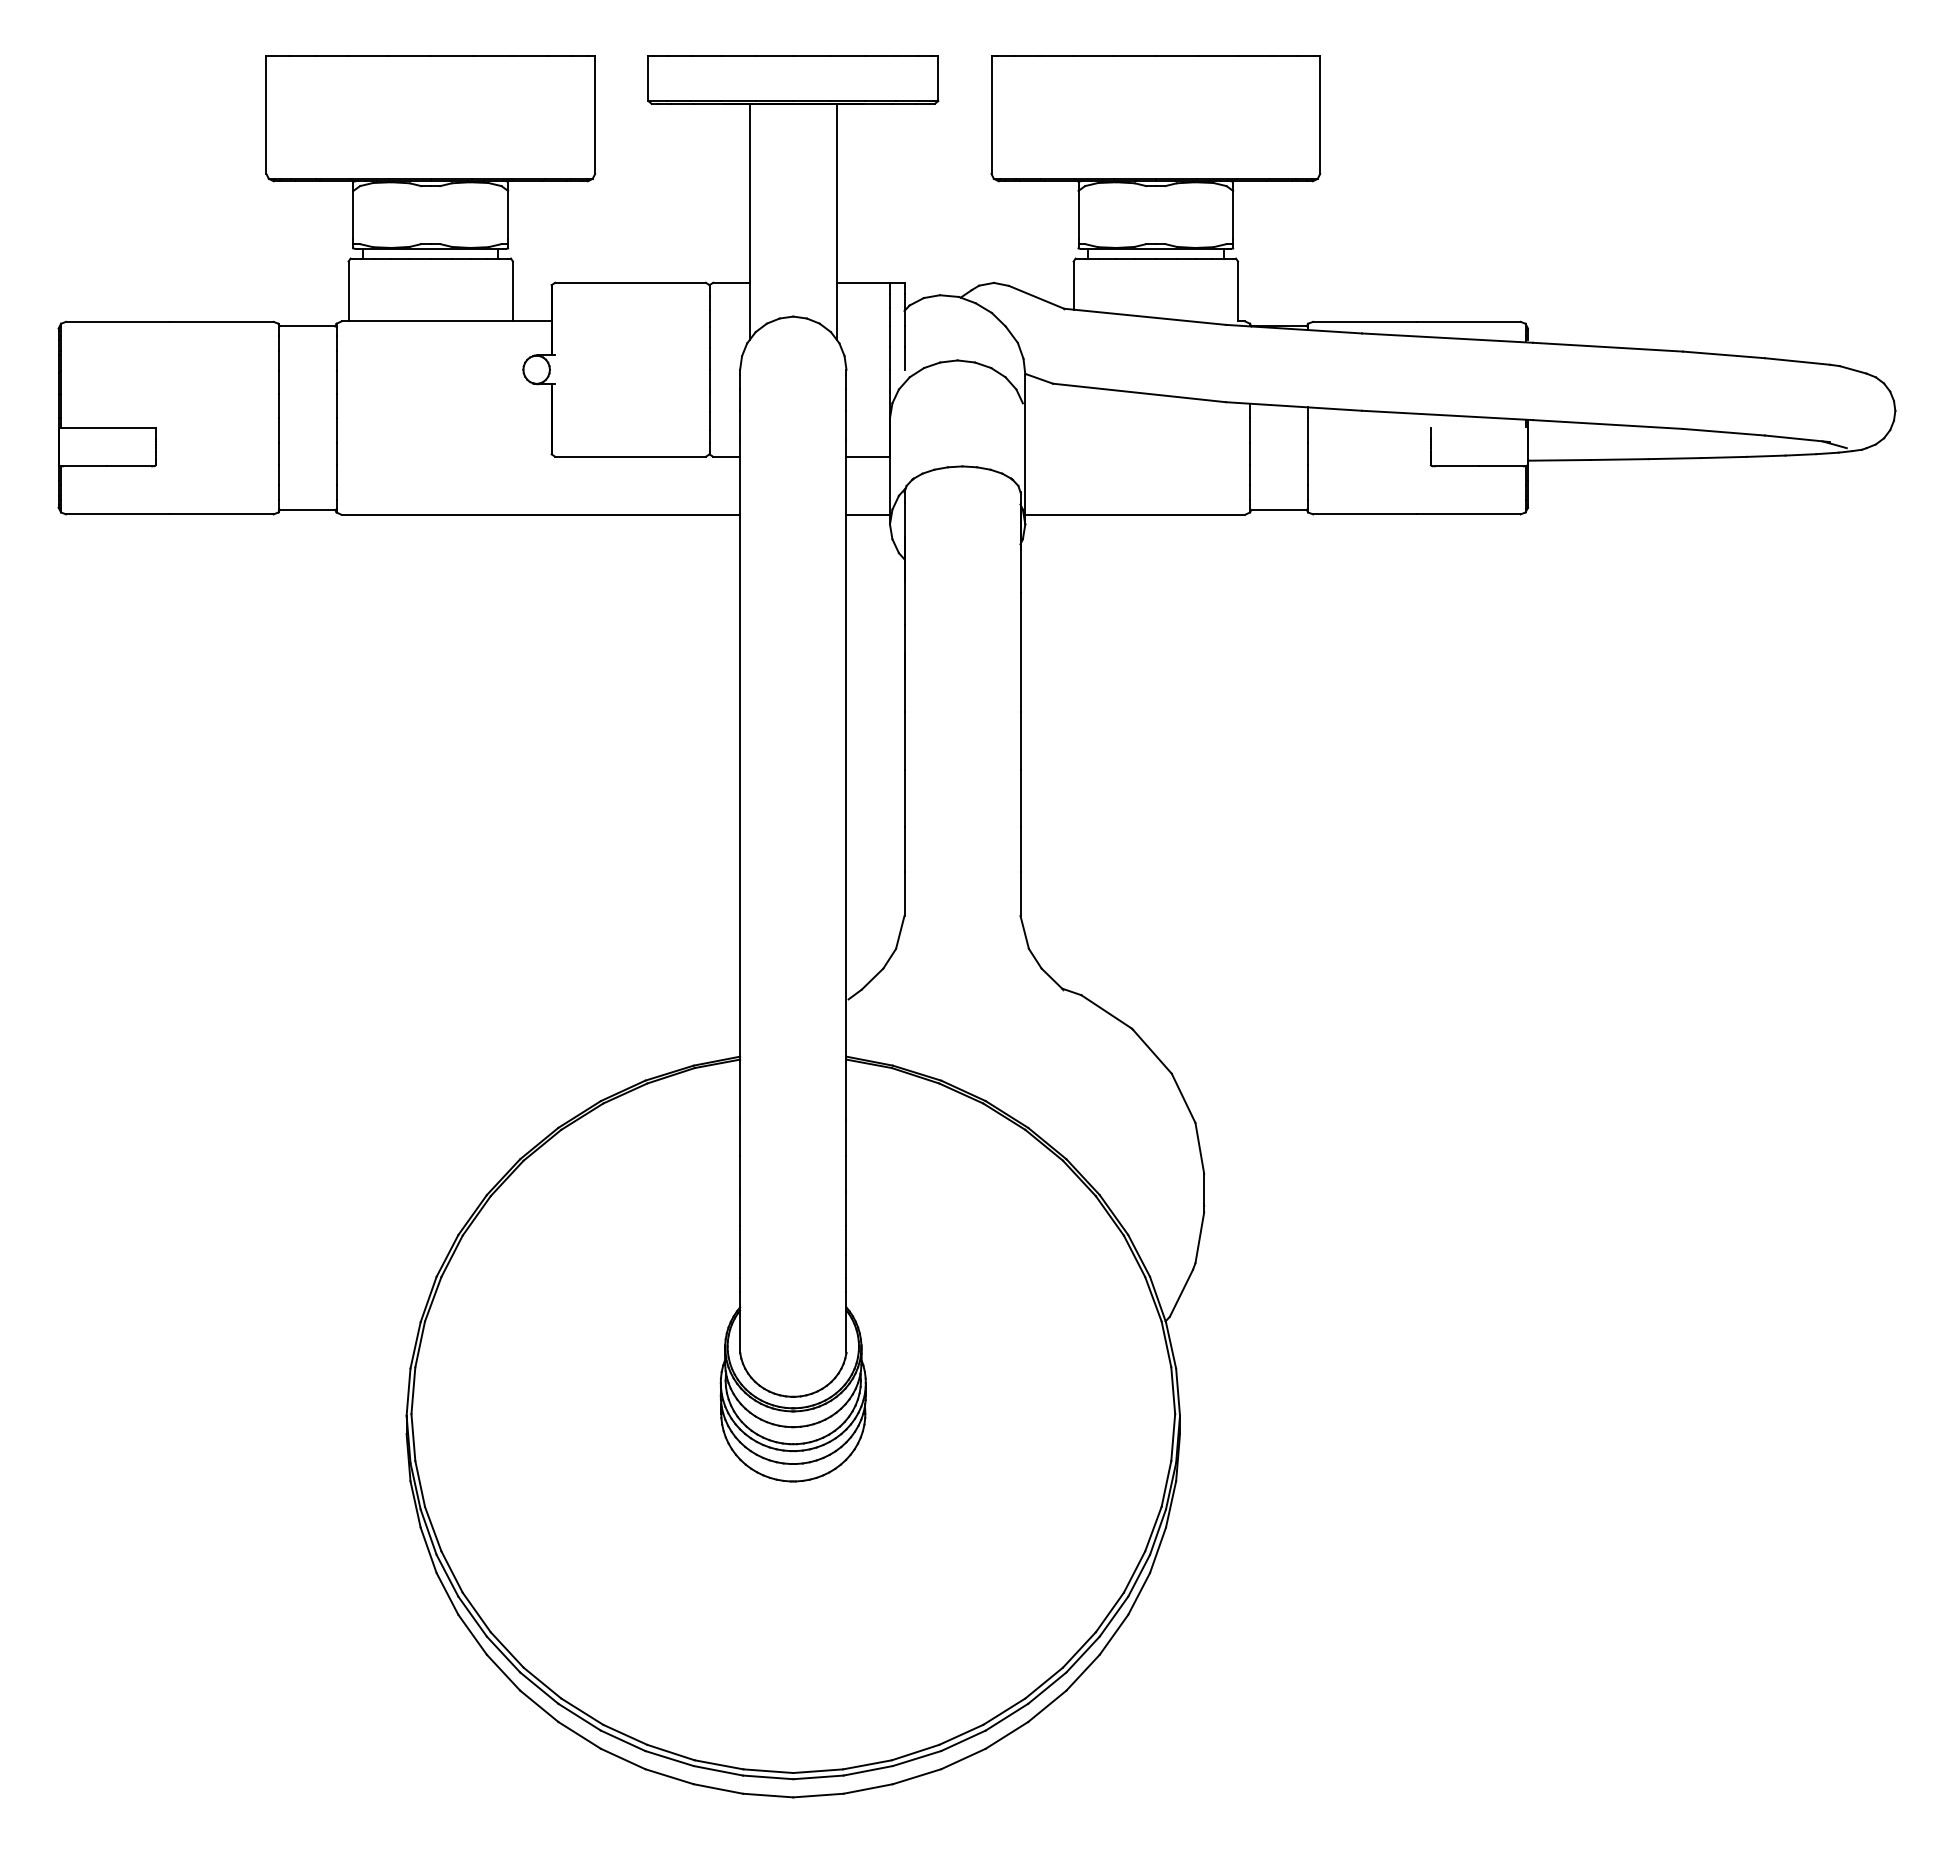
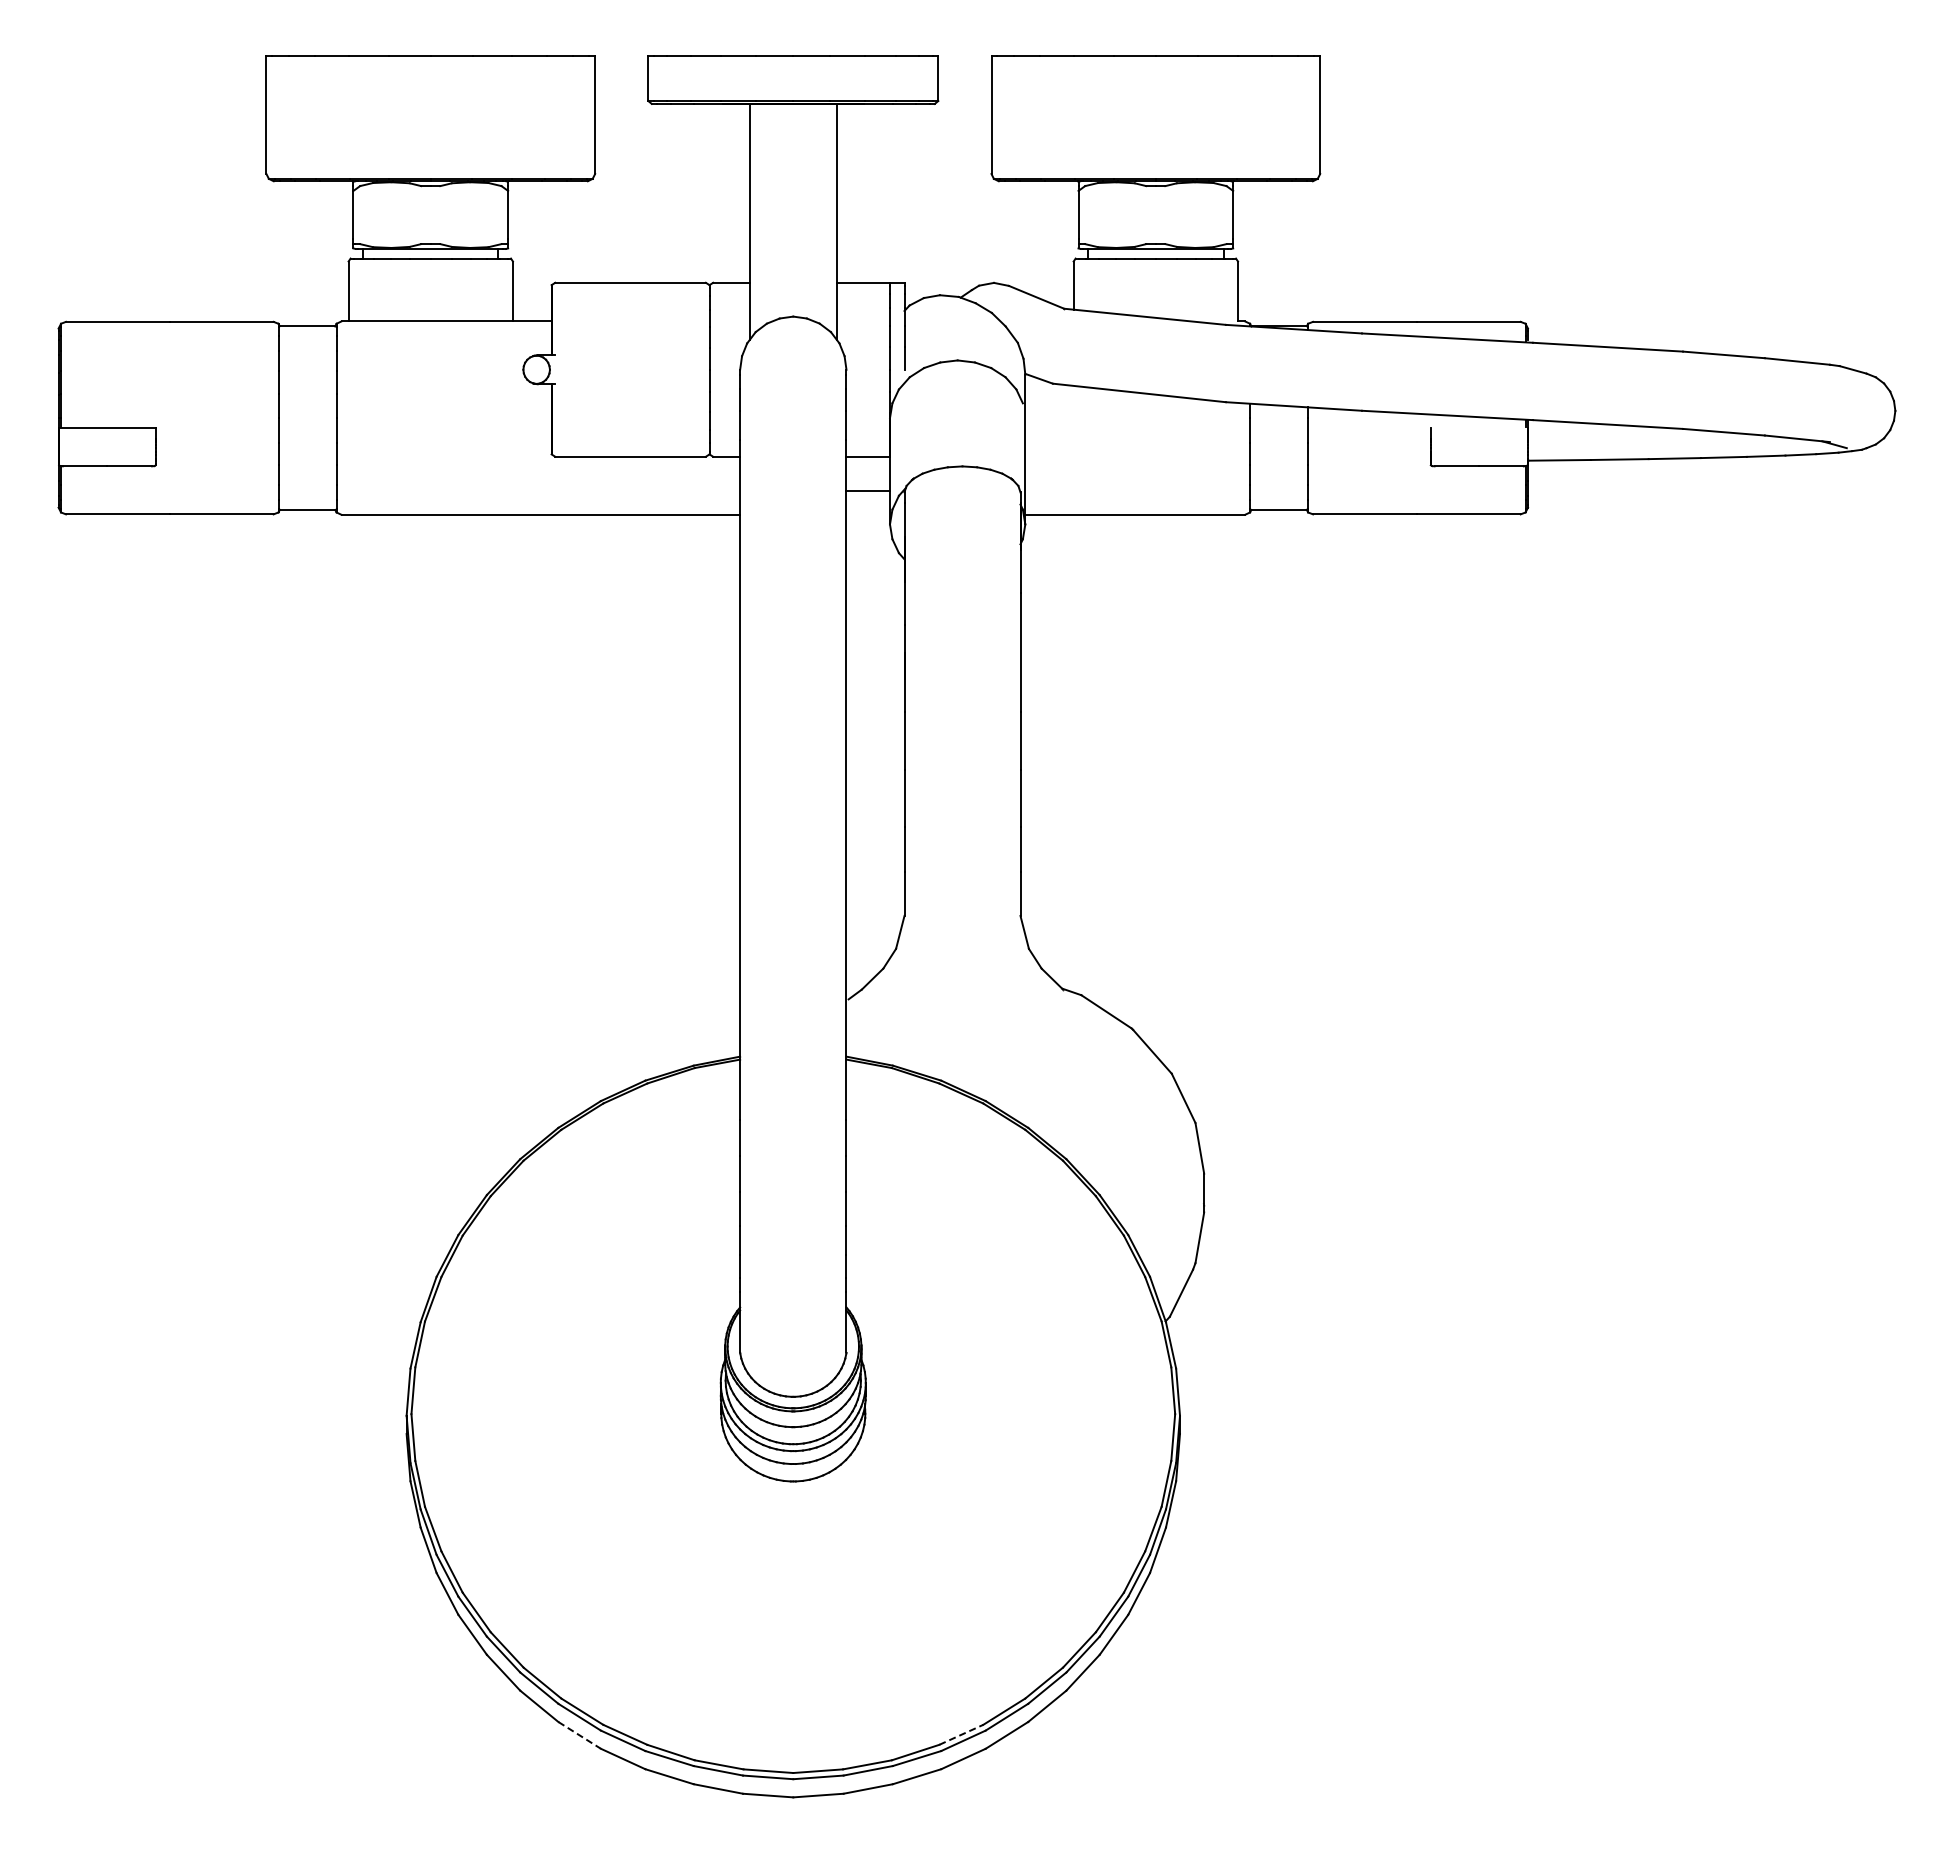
line position: (867, 514) -> (867, 490) (867, 490)
line: solid -> dashed (961, 1734)
line: solid -> dashed (580, 1735)
